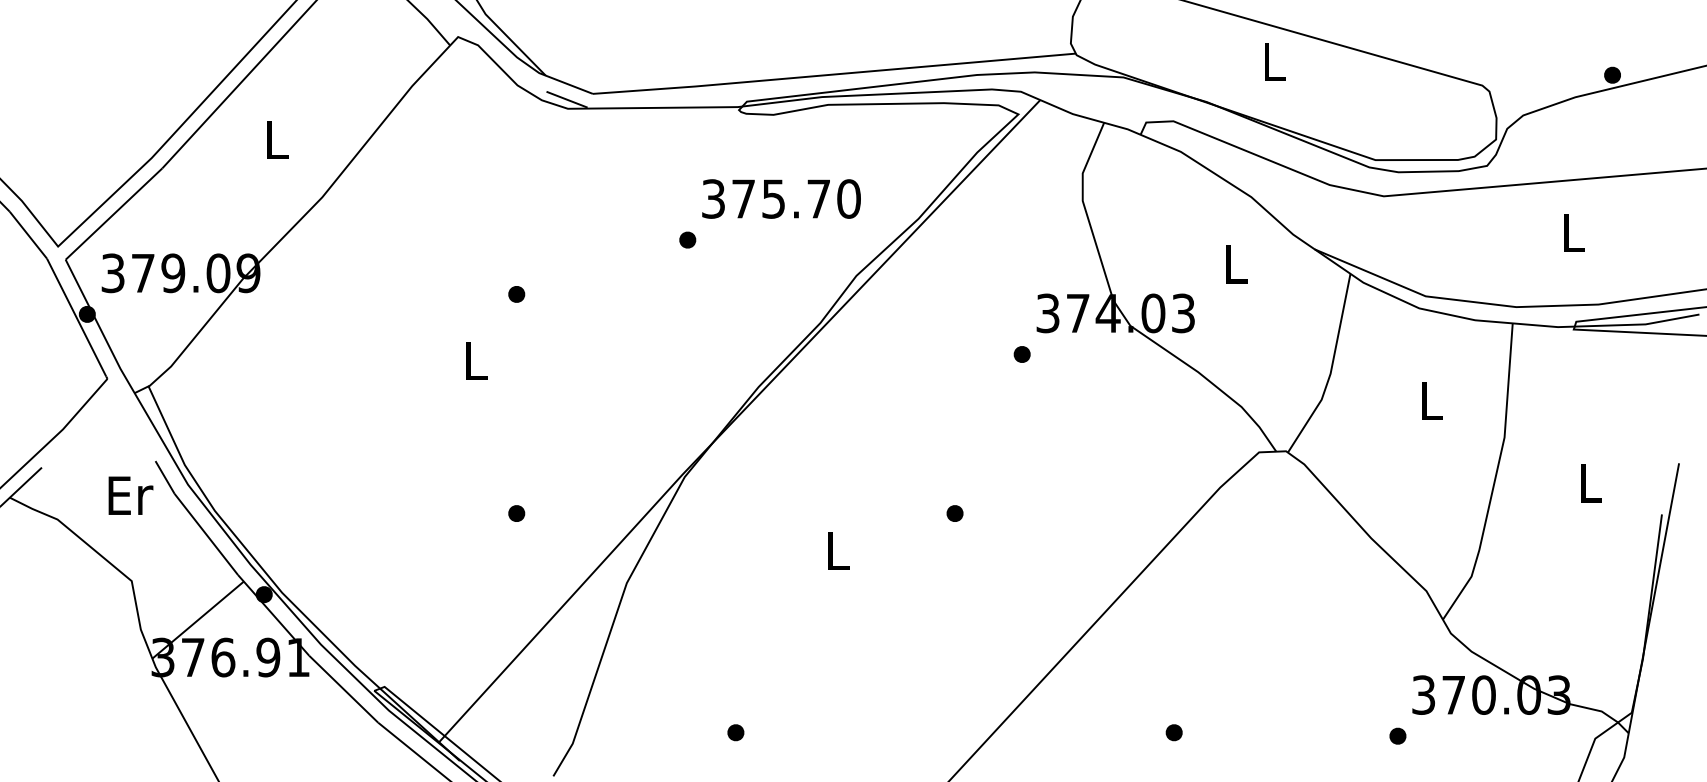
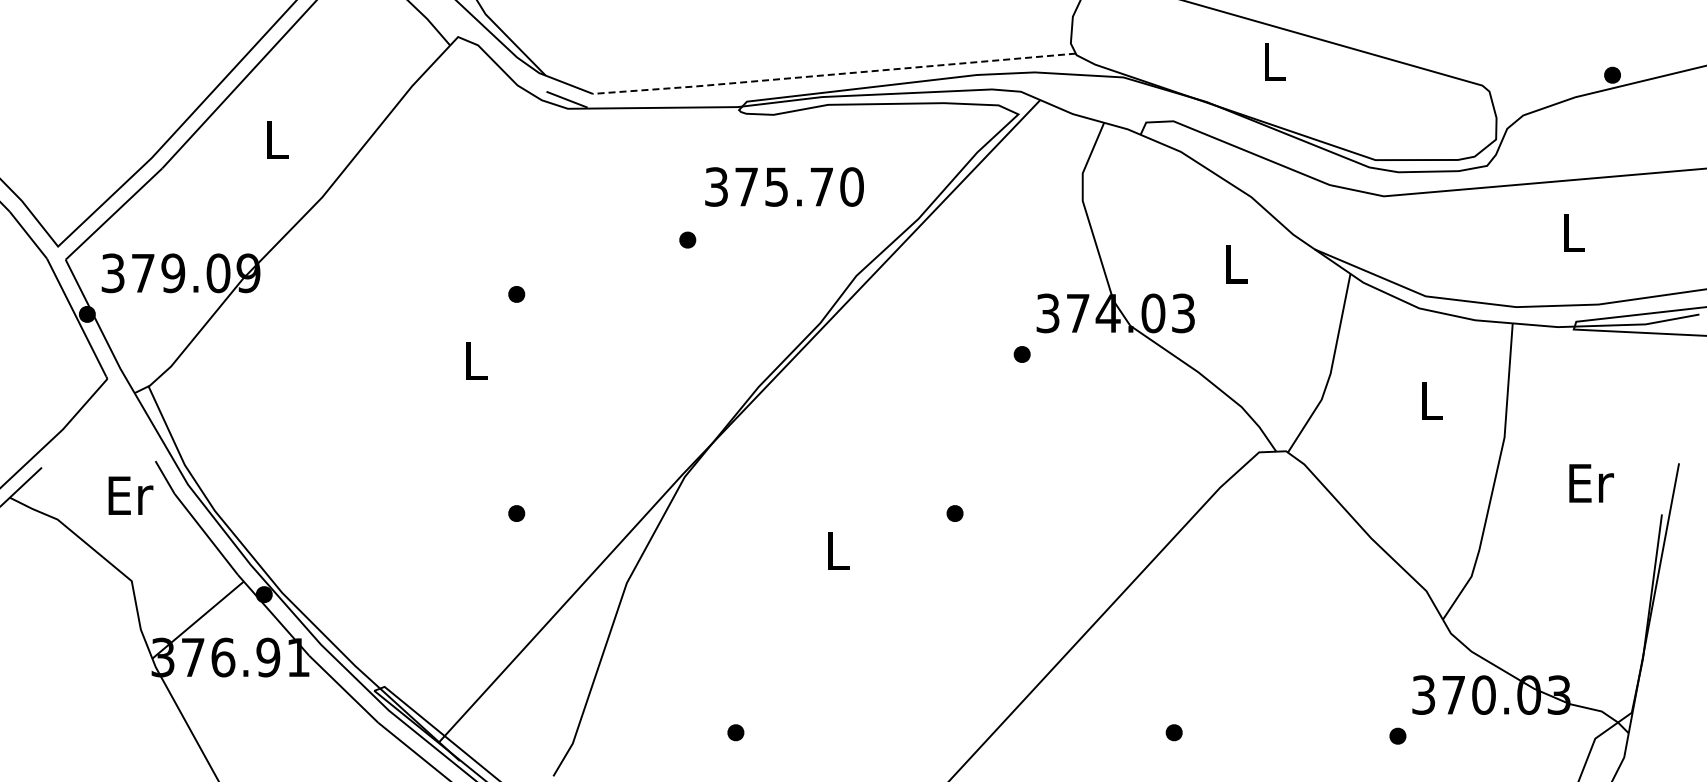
line: solid -> dashed (833, 74)
text position: (781, 198) -> (784, 186) (784, 186)
text: L -> Er (1591, 483)
